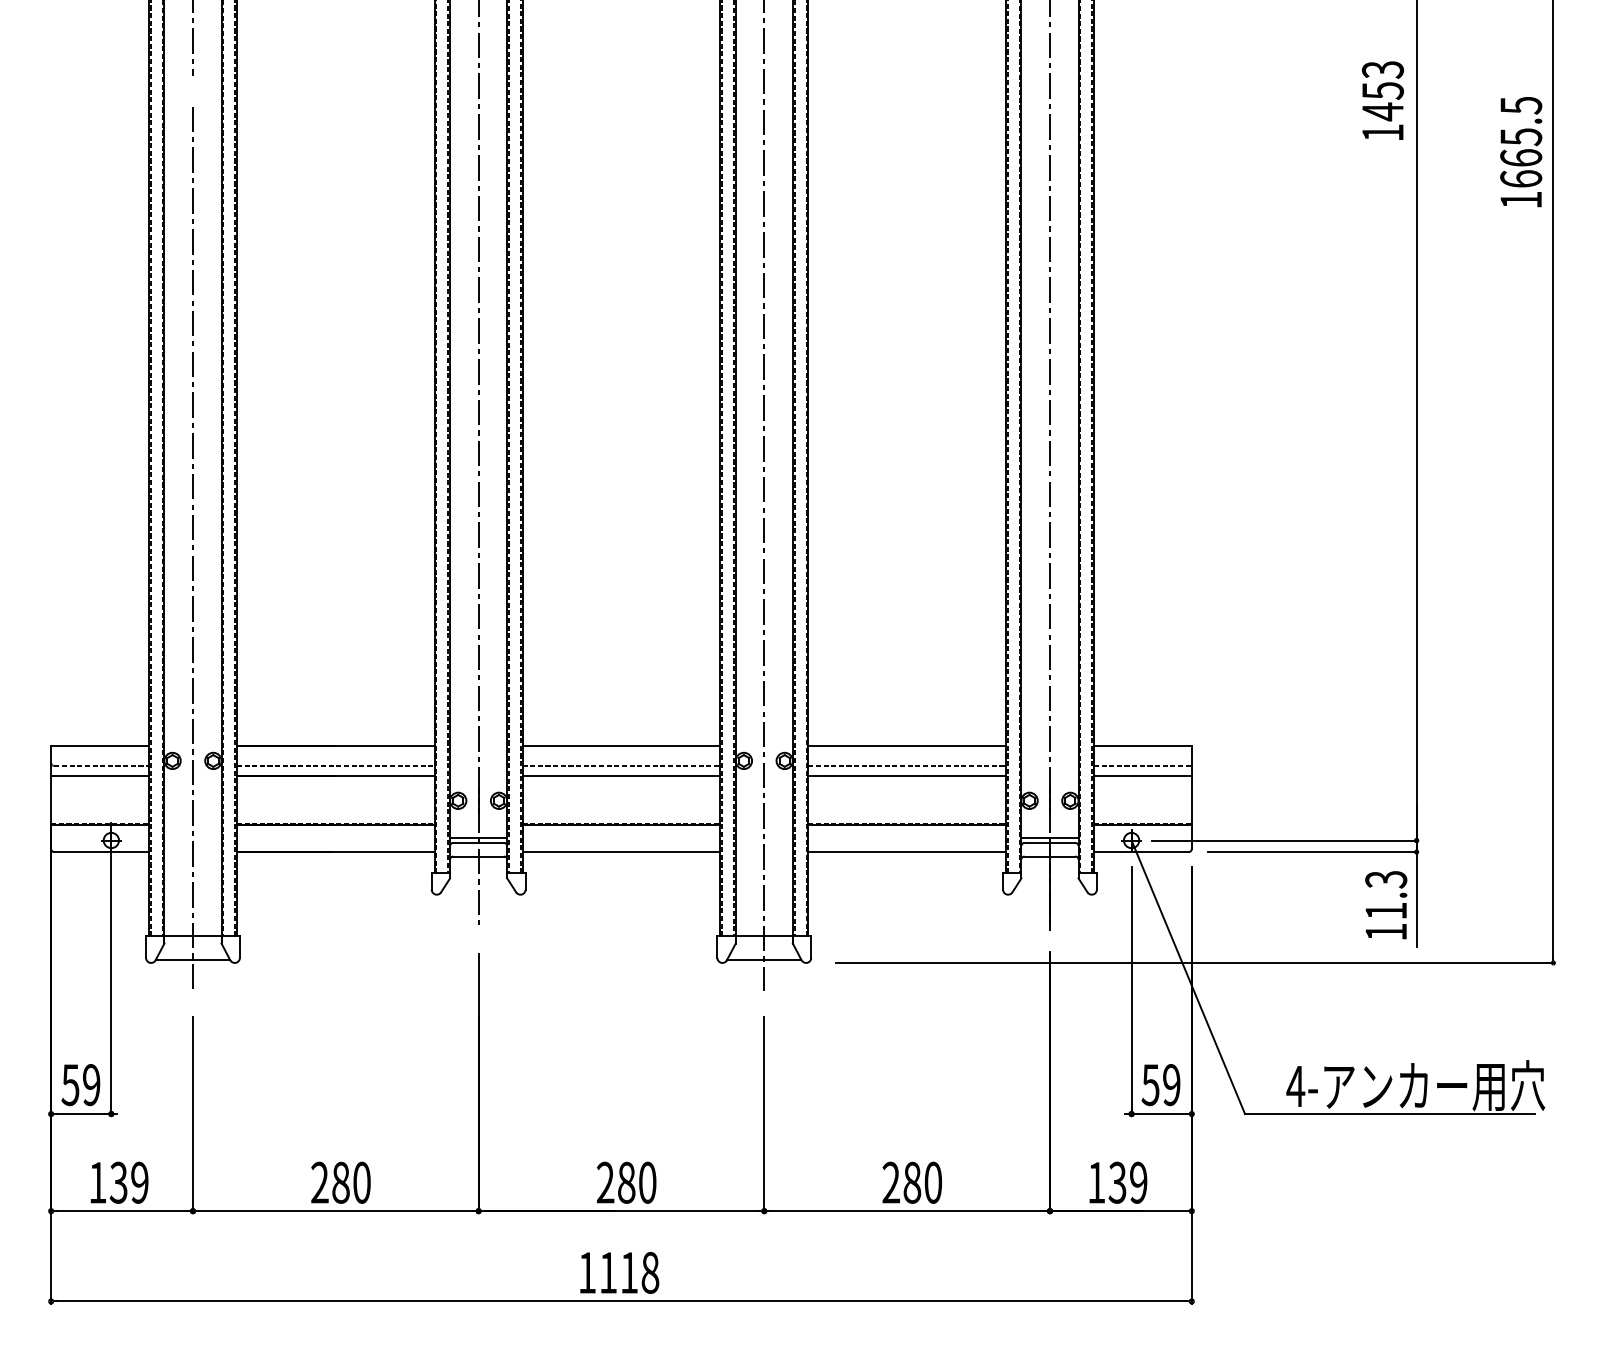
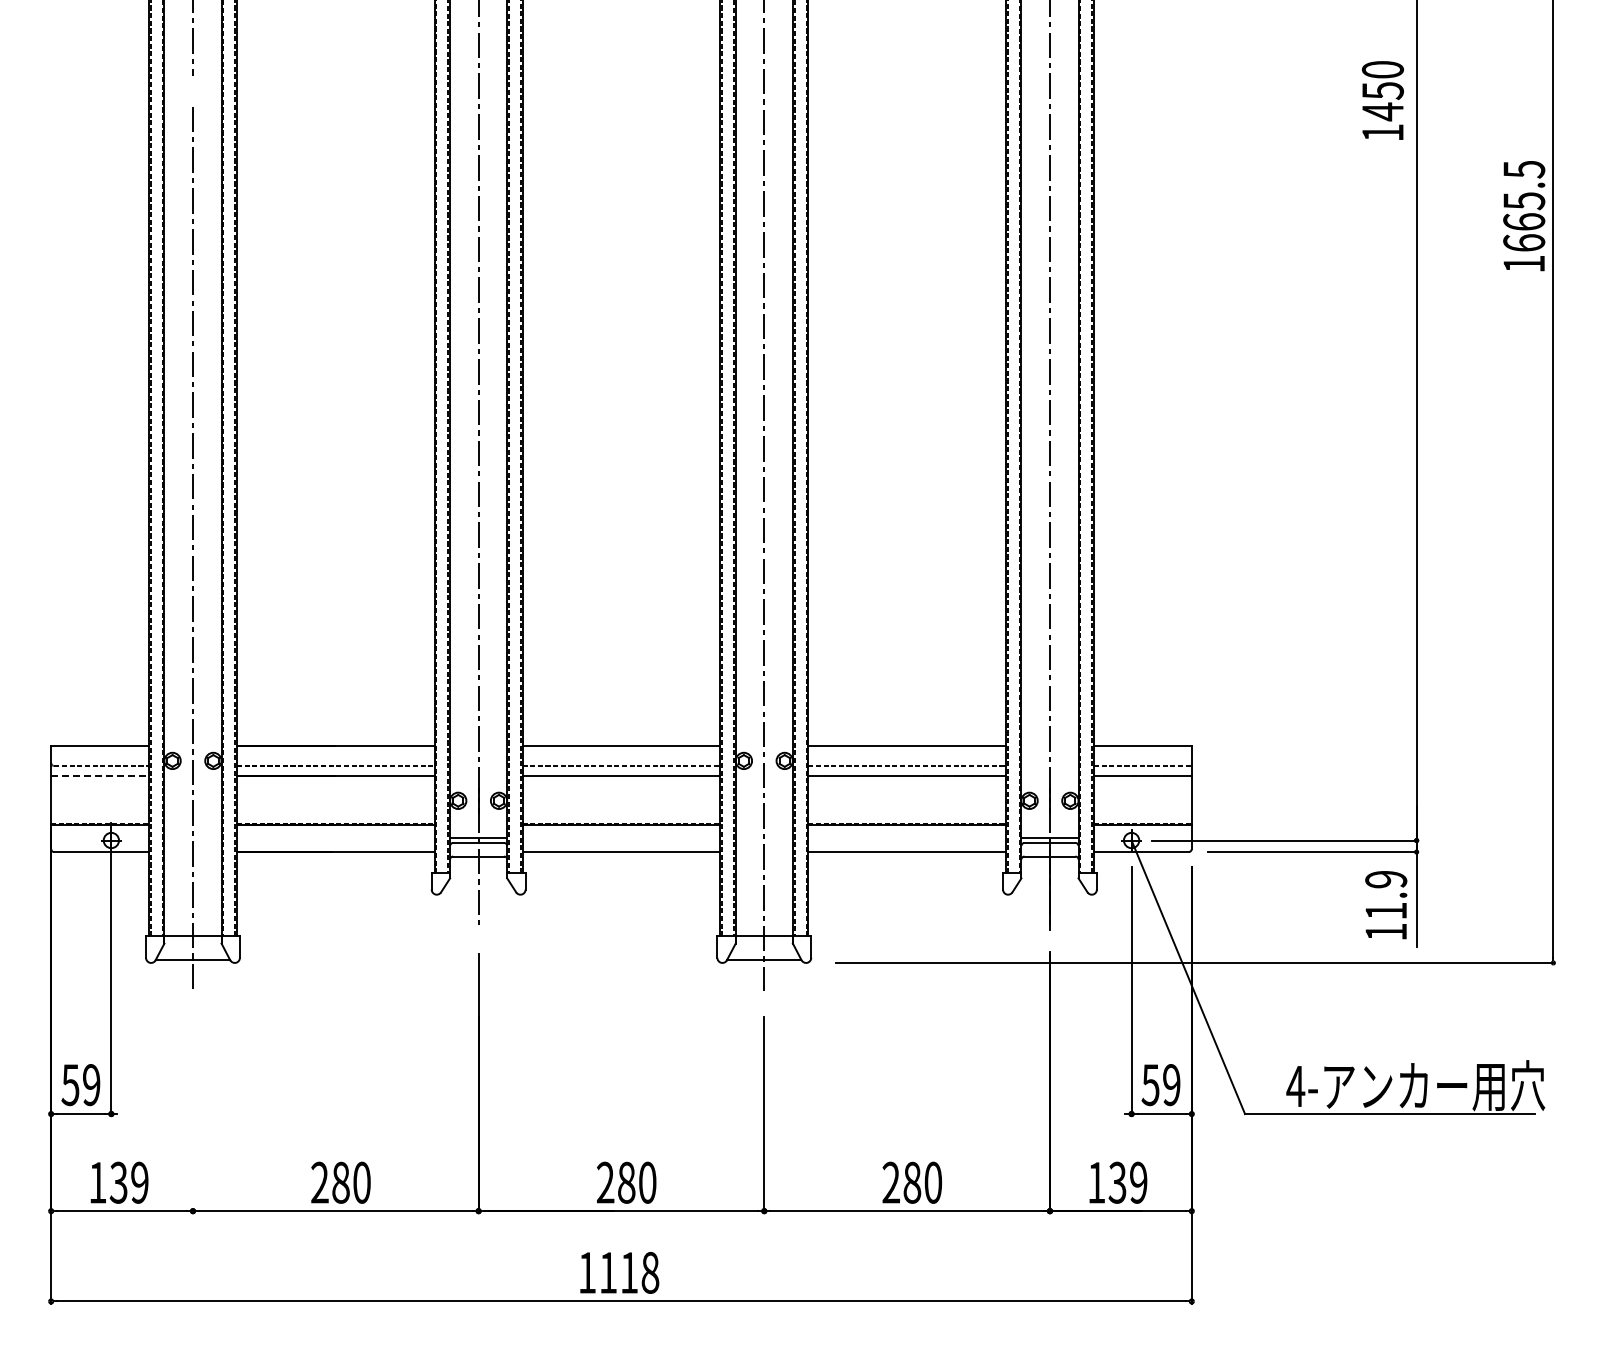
text: 1453 -> 1450 (1382, 69)
text position: (1521, 152) -> (1524, 216) (1524, 216)
line: solid -> dashed (100, 776)
text: 11.3 -> 11.9 (1386, 879)
line: present -> none (192, 1114)
